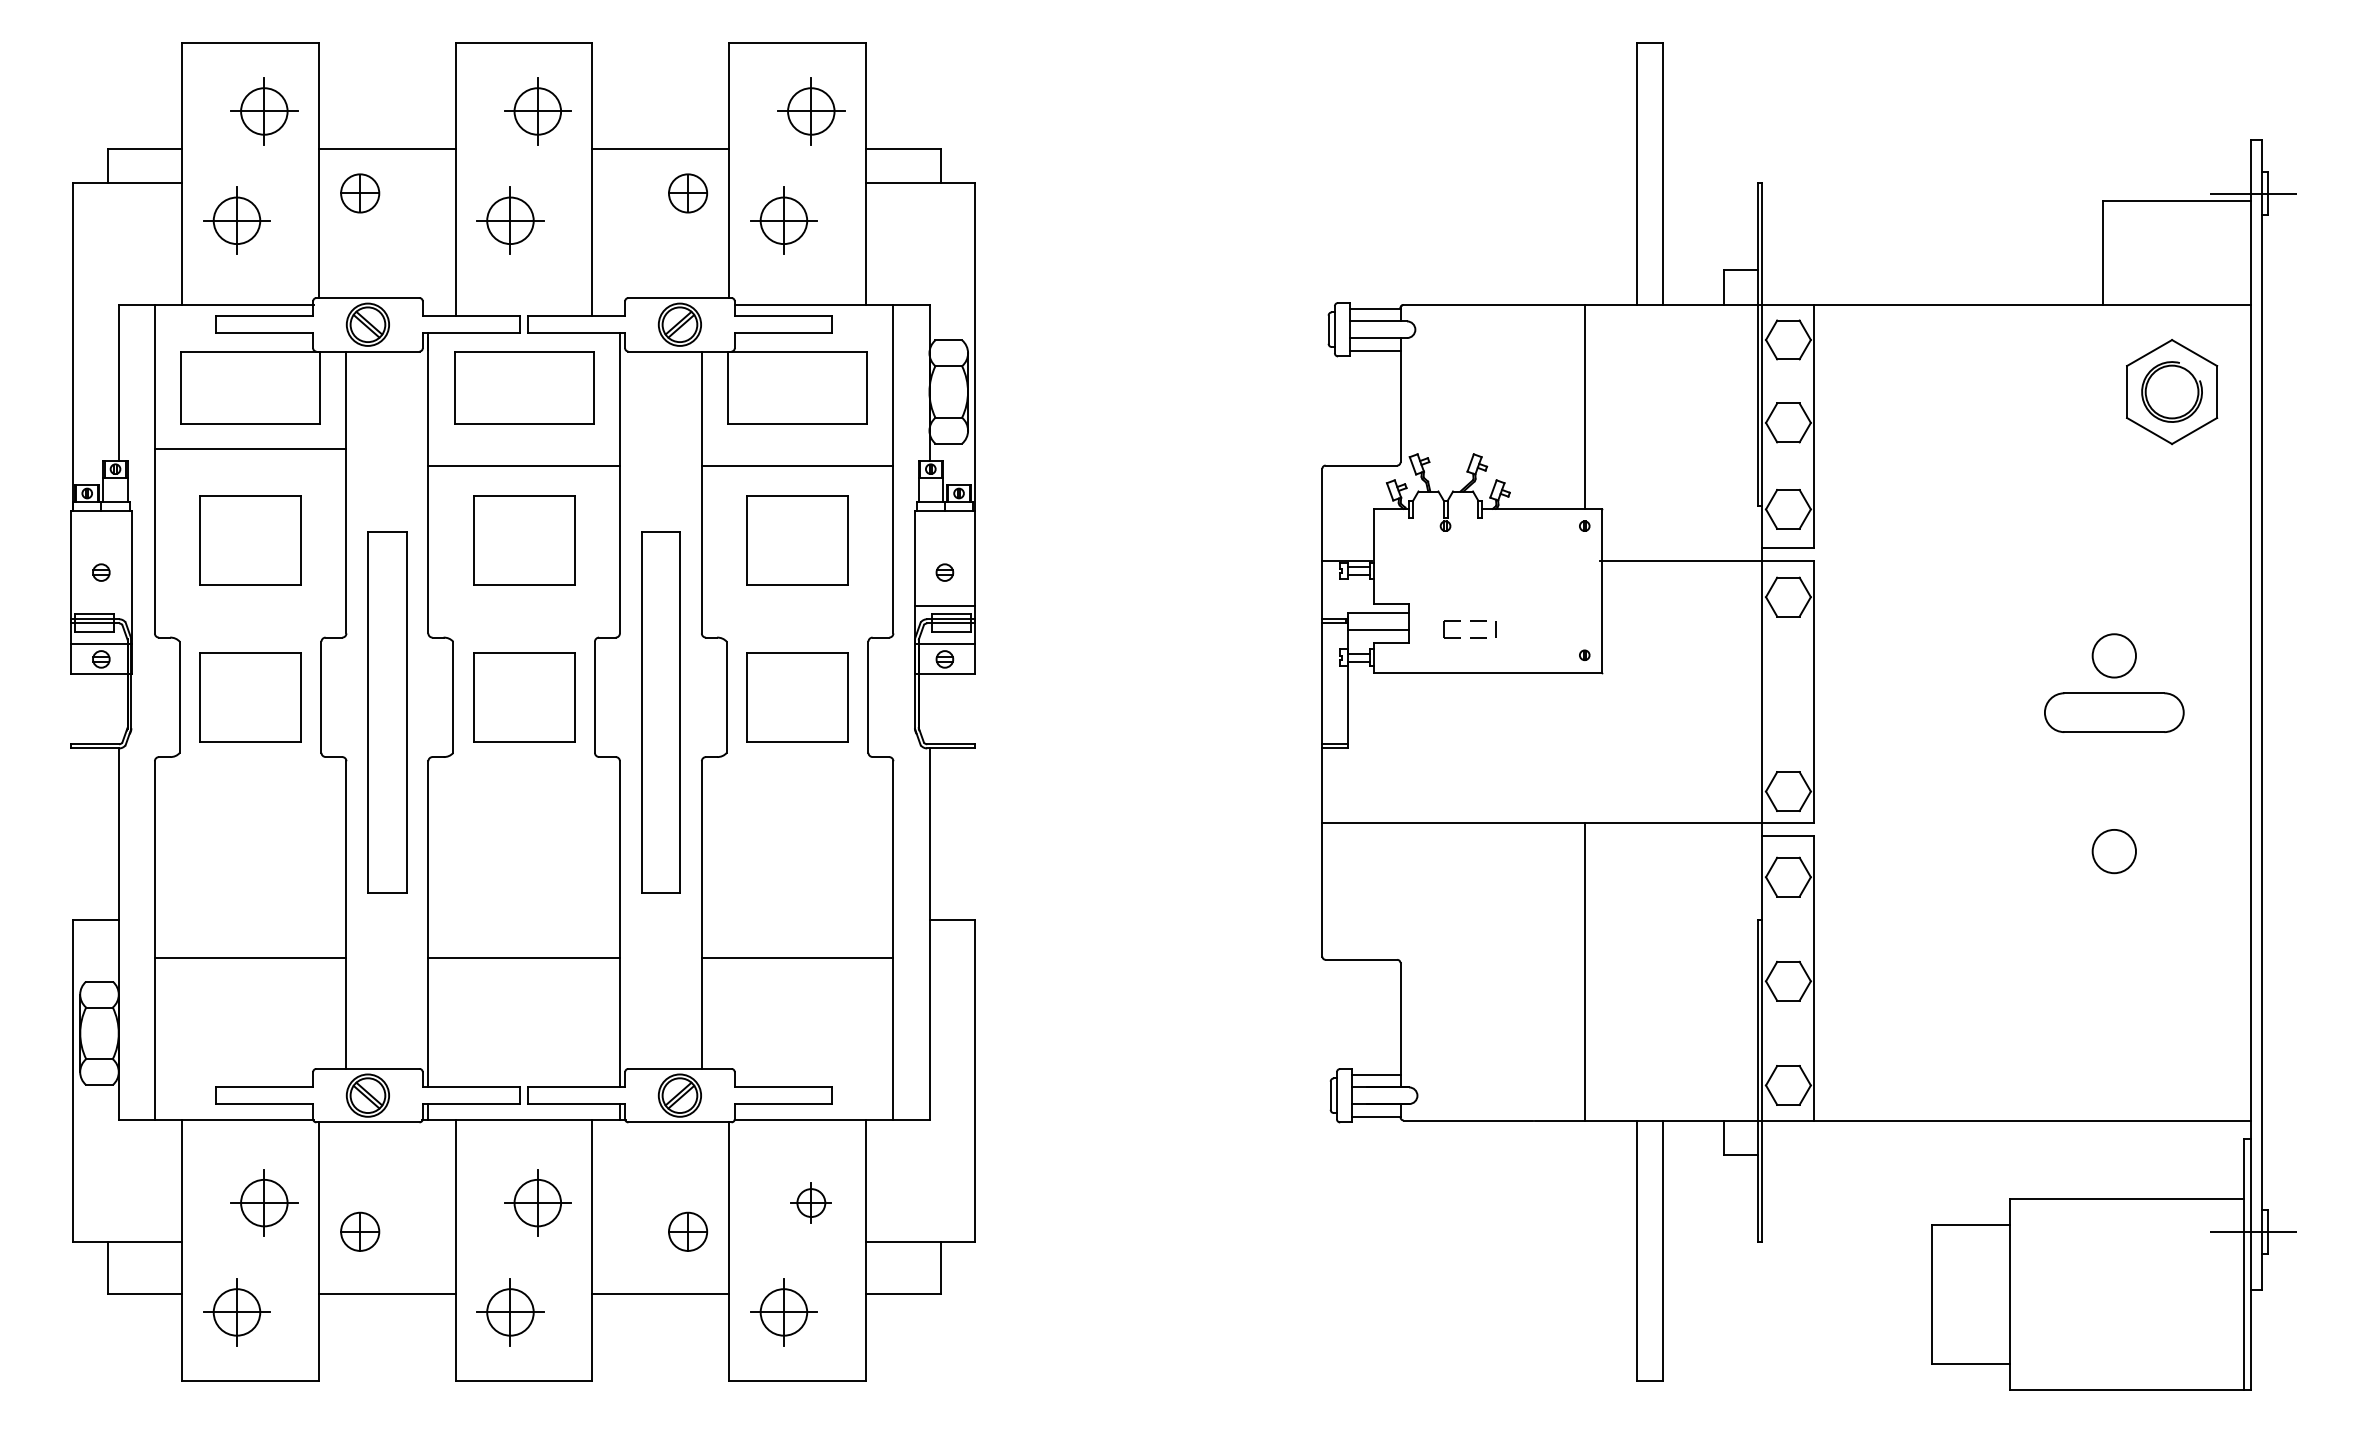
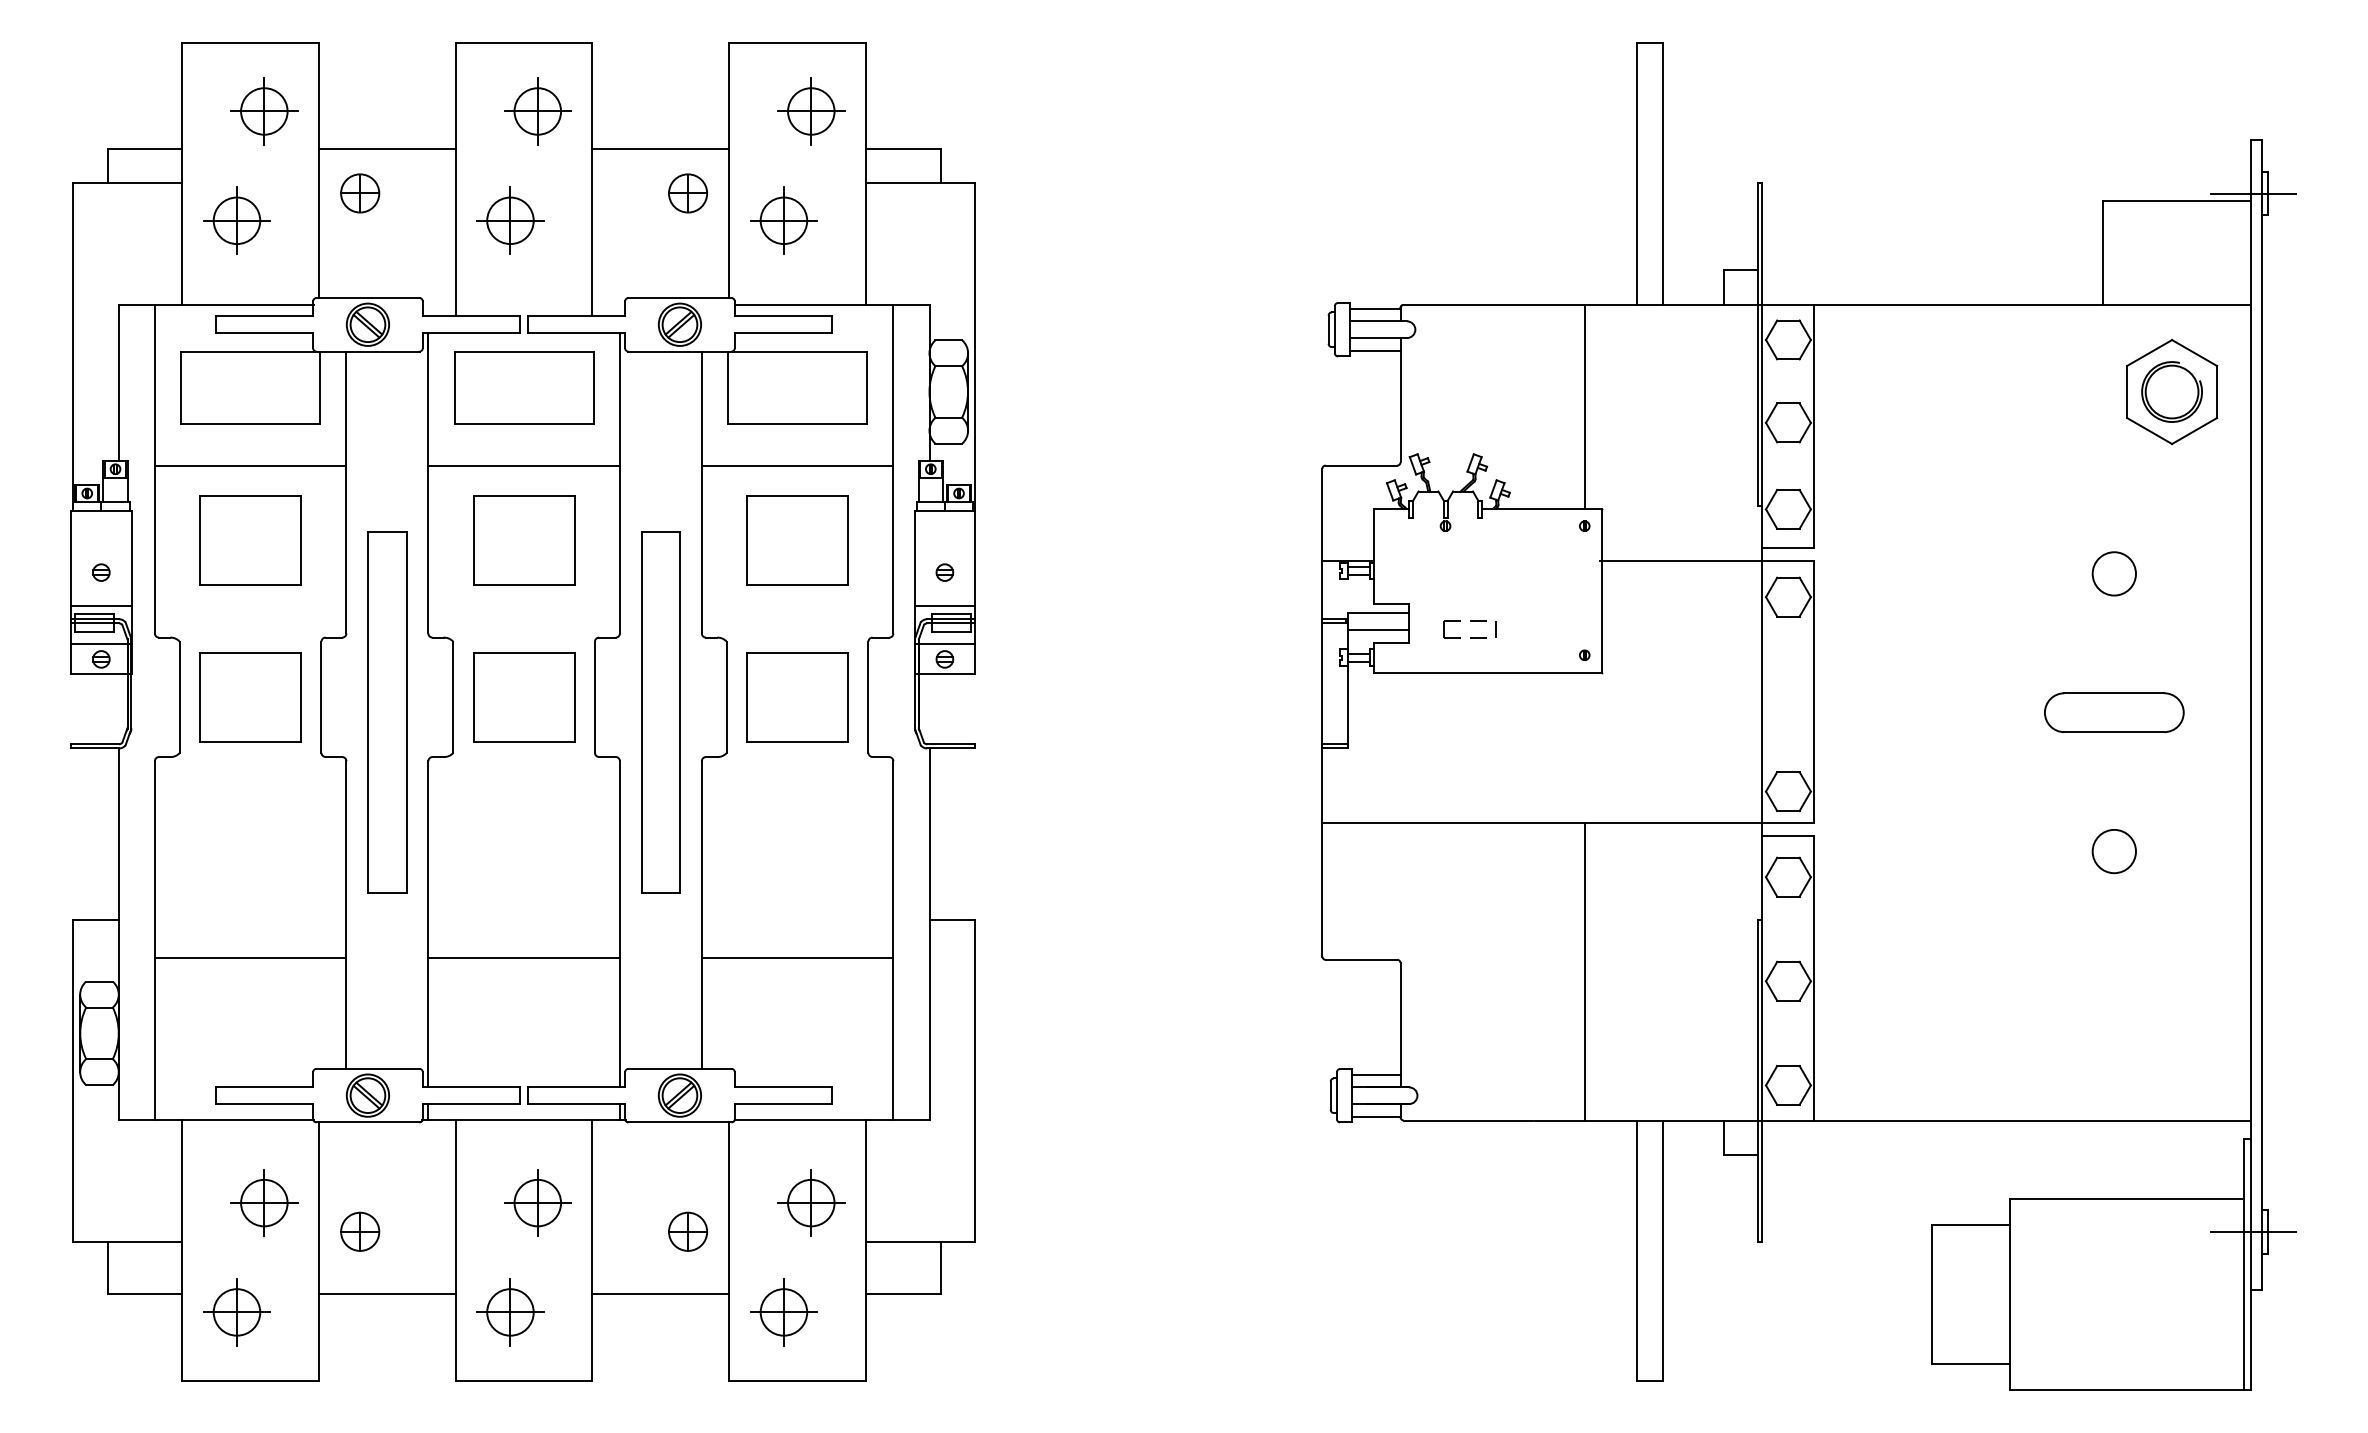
line position: (250, 449) -> (250, 466) (250, 466)
line: none -> present (101, 605)
circle position: (2113, 655) -> (2113, 573) (2113, 573)
part size: 42x42 px -> 69x68 px (811, 1202)
